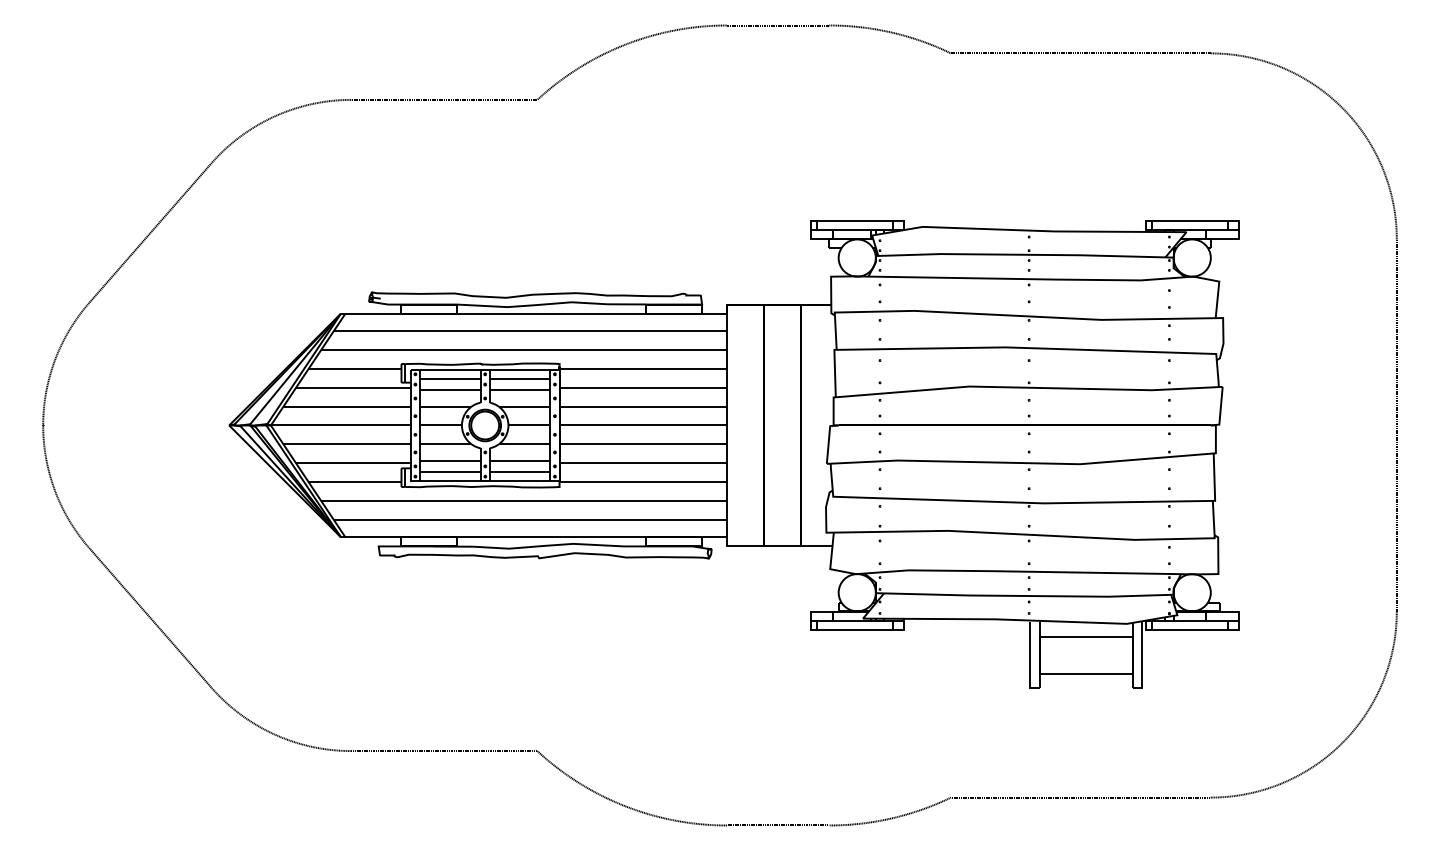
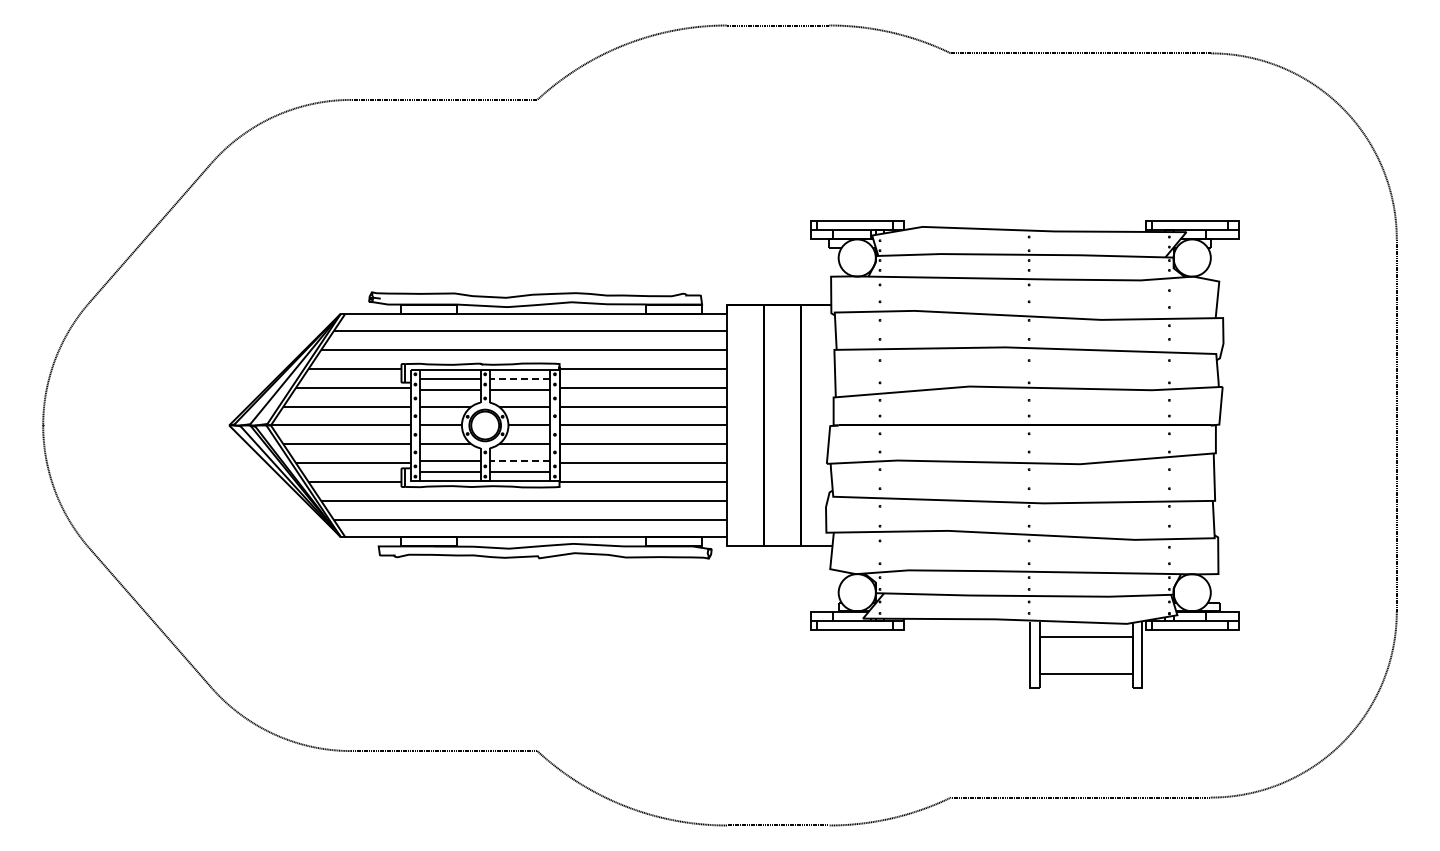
line: solid -> dashed (519, 378)
line: solid -> dashed (519, 460)
